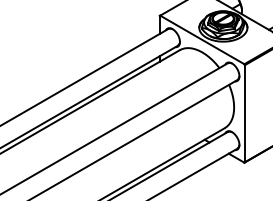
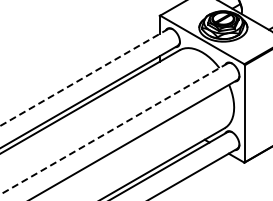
line: solid -> dashed (84, 77)
line: solid -> dashed (113, 129)
